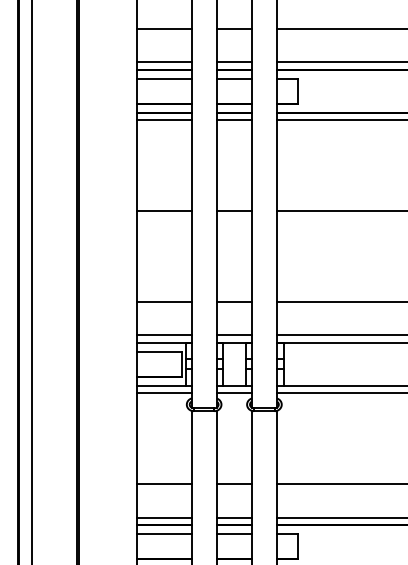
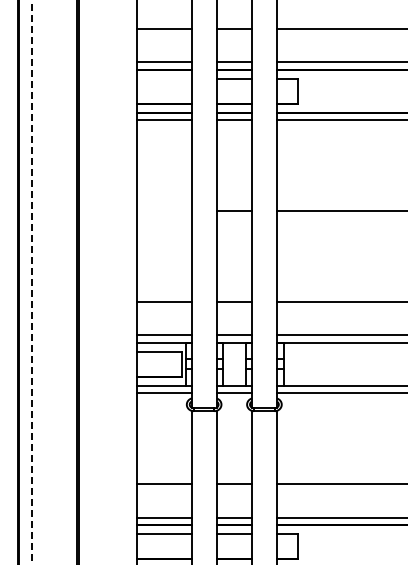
line: present -> none (163, 78)
line: present -> none (163, 211)
line: solid -> dashed (31, 282)
